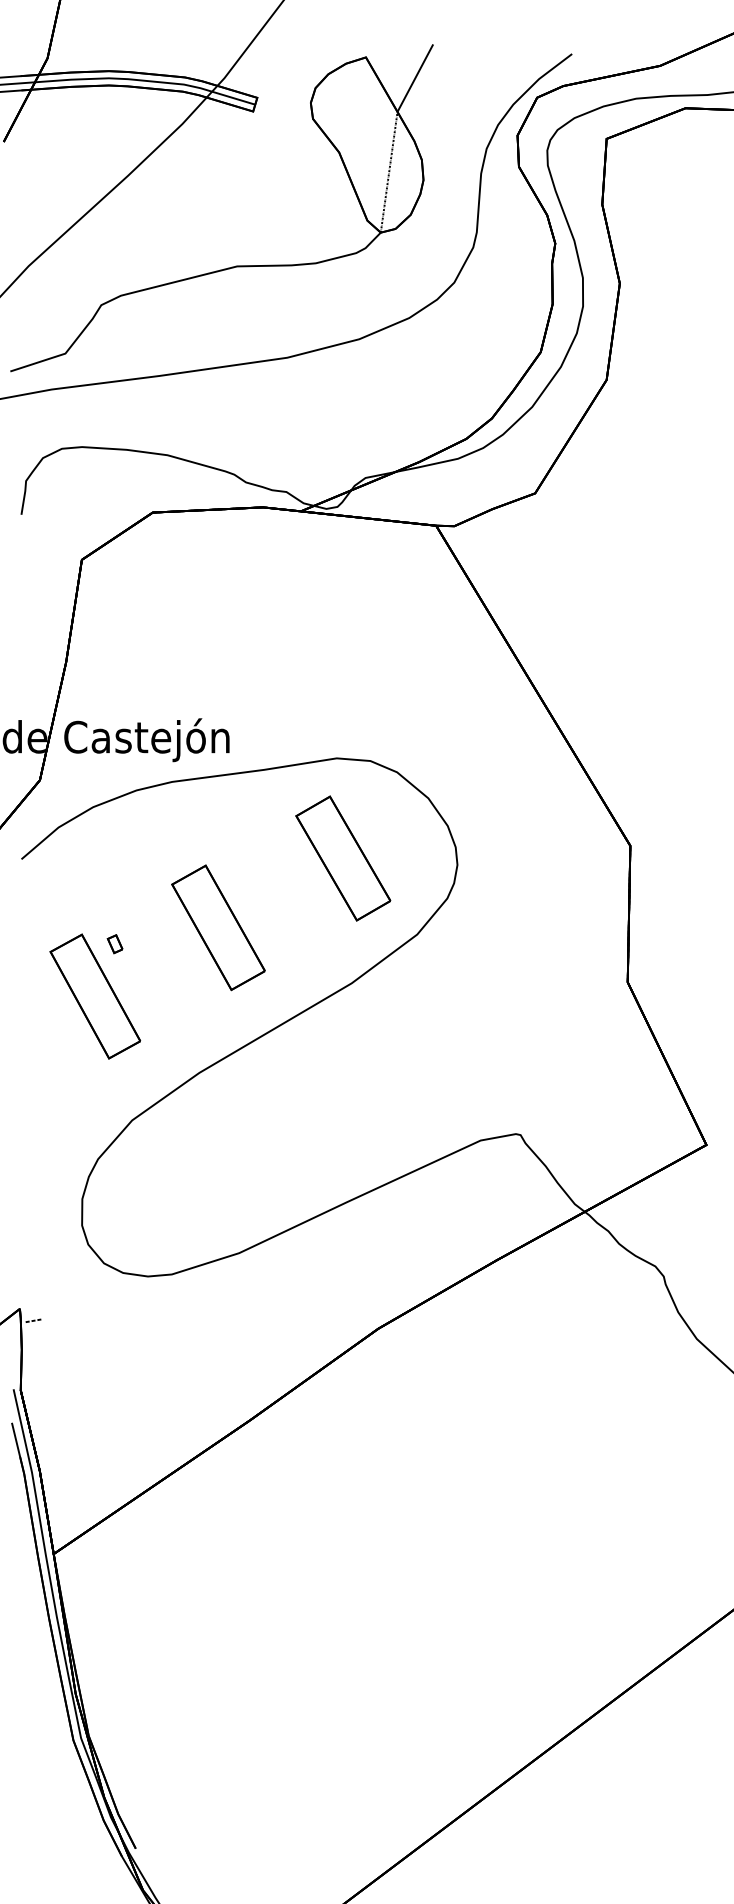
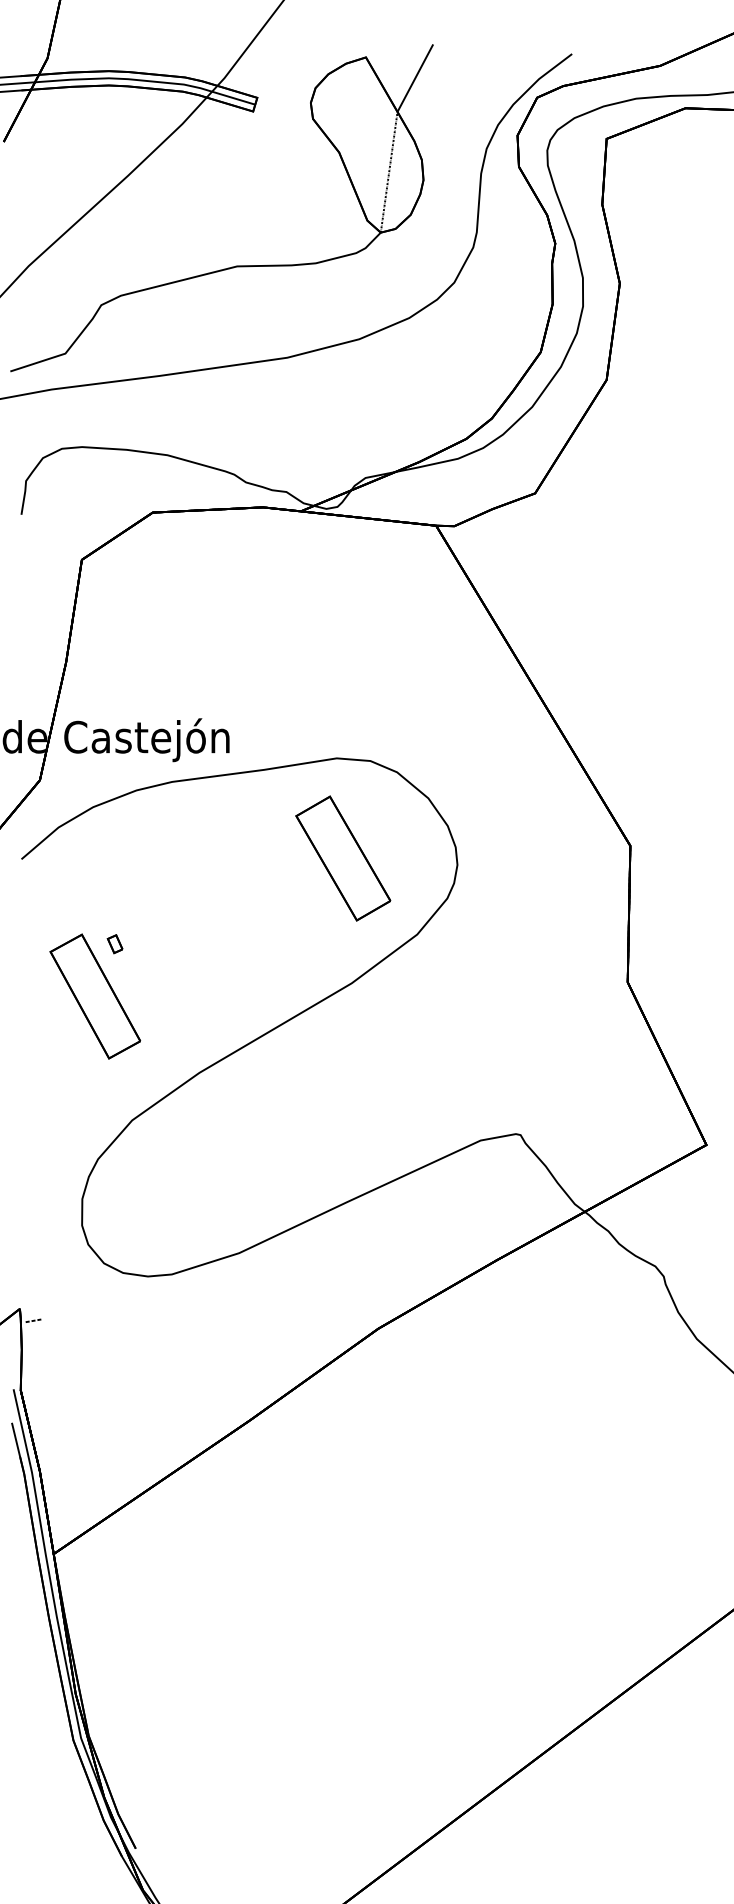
part: present -> none (218, 927)
